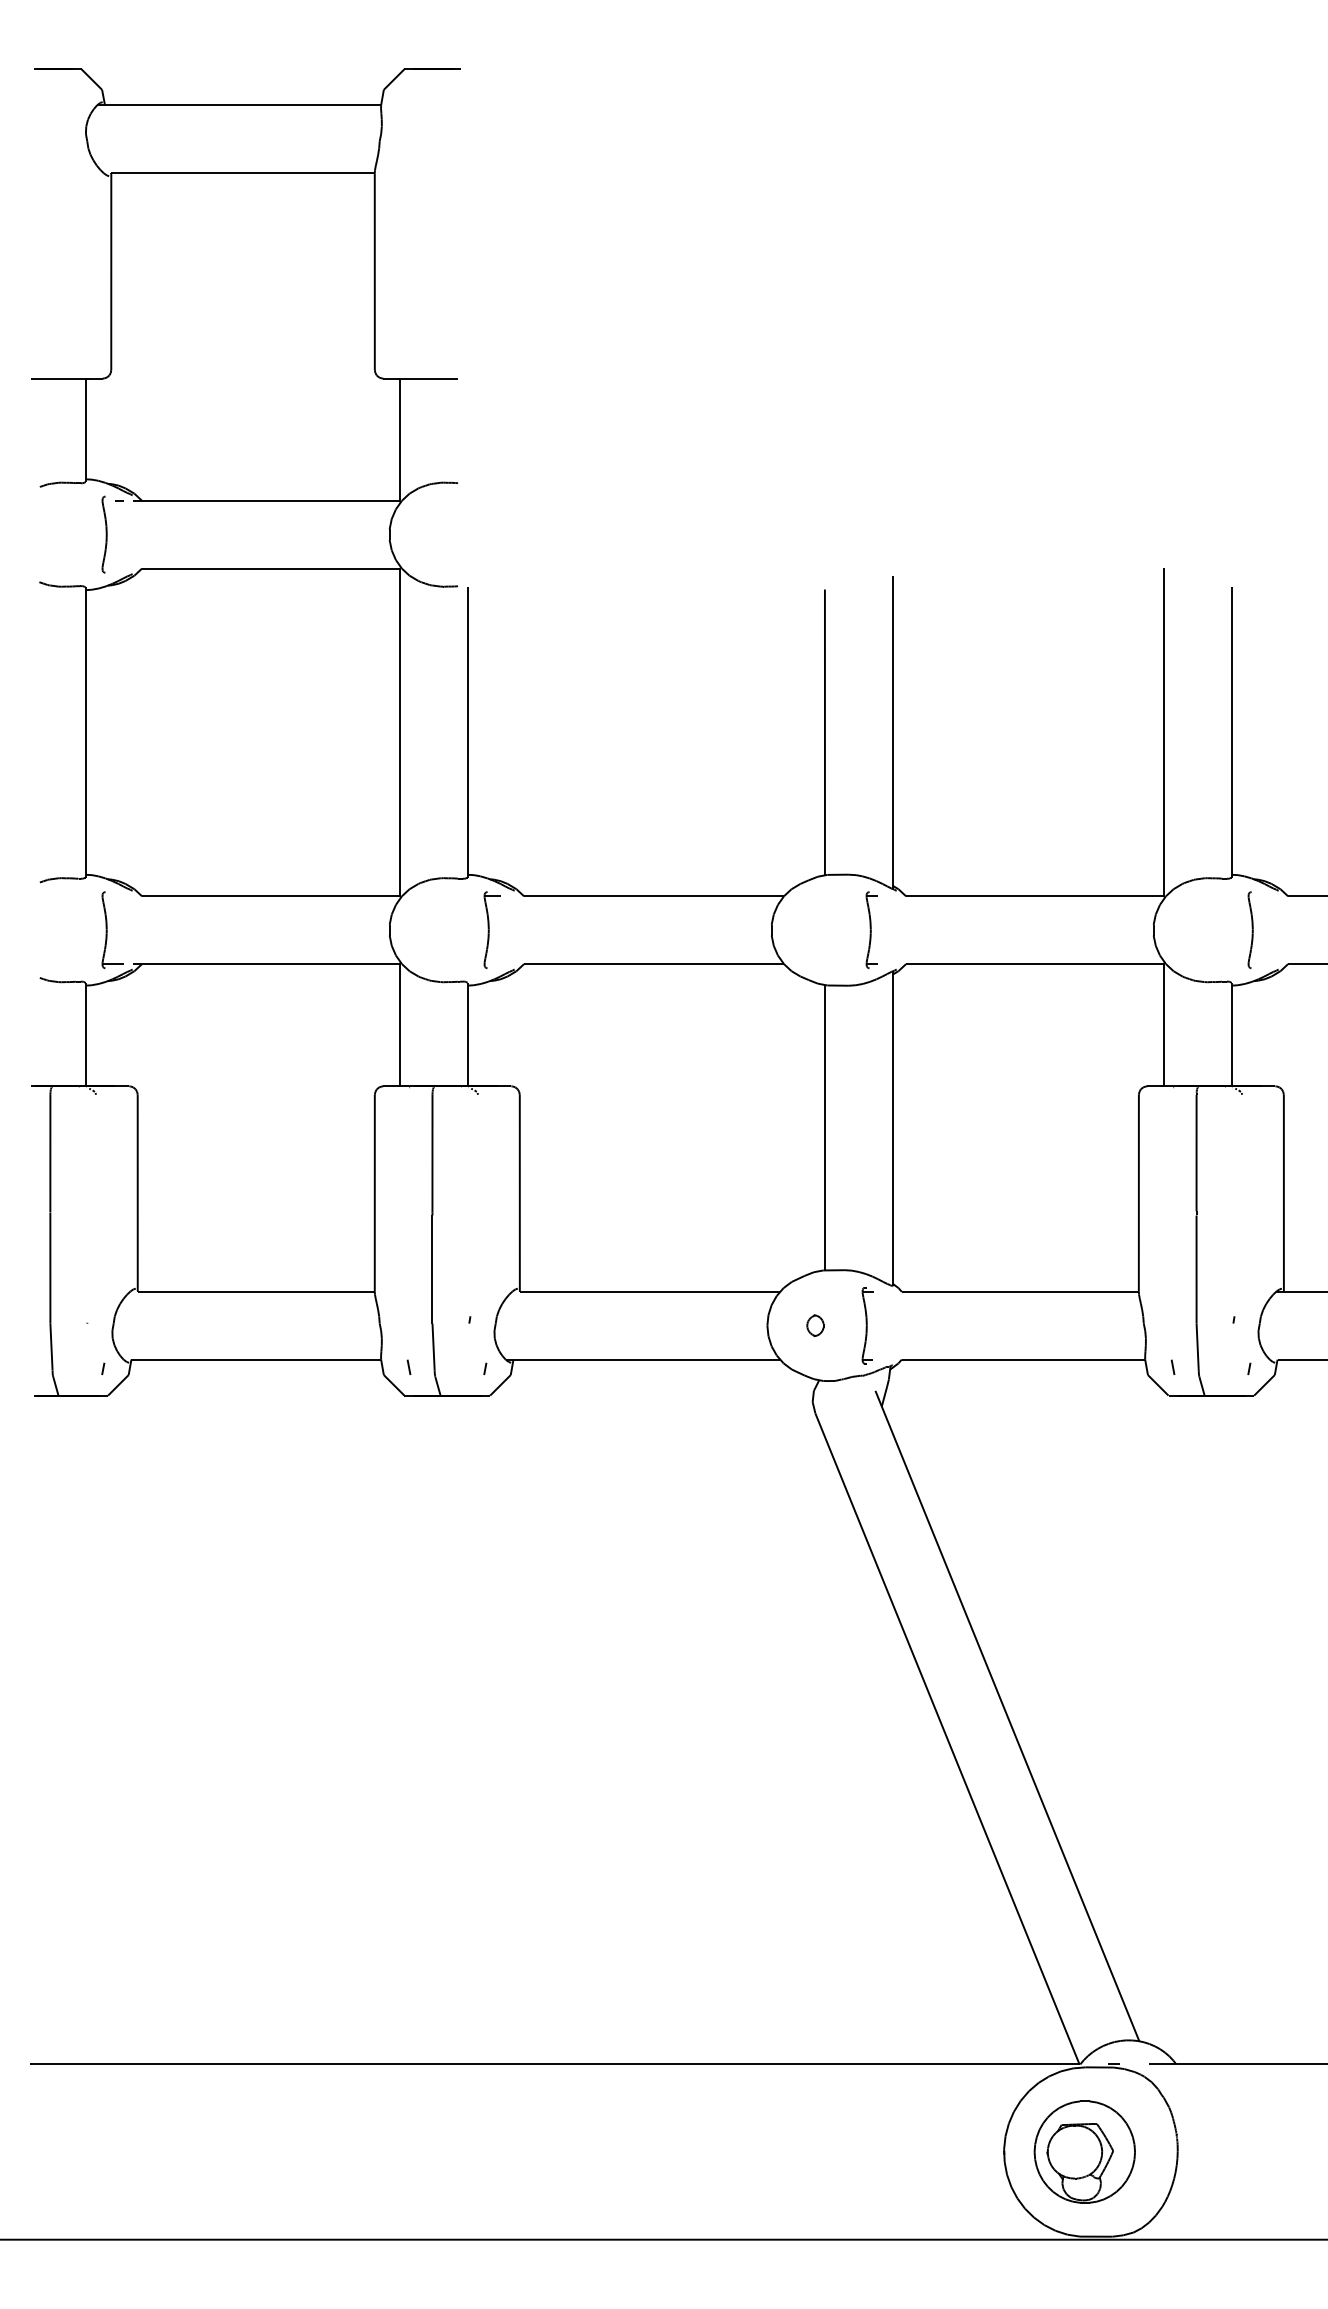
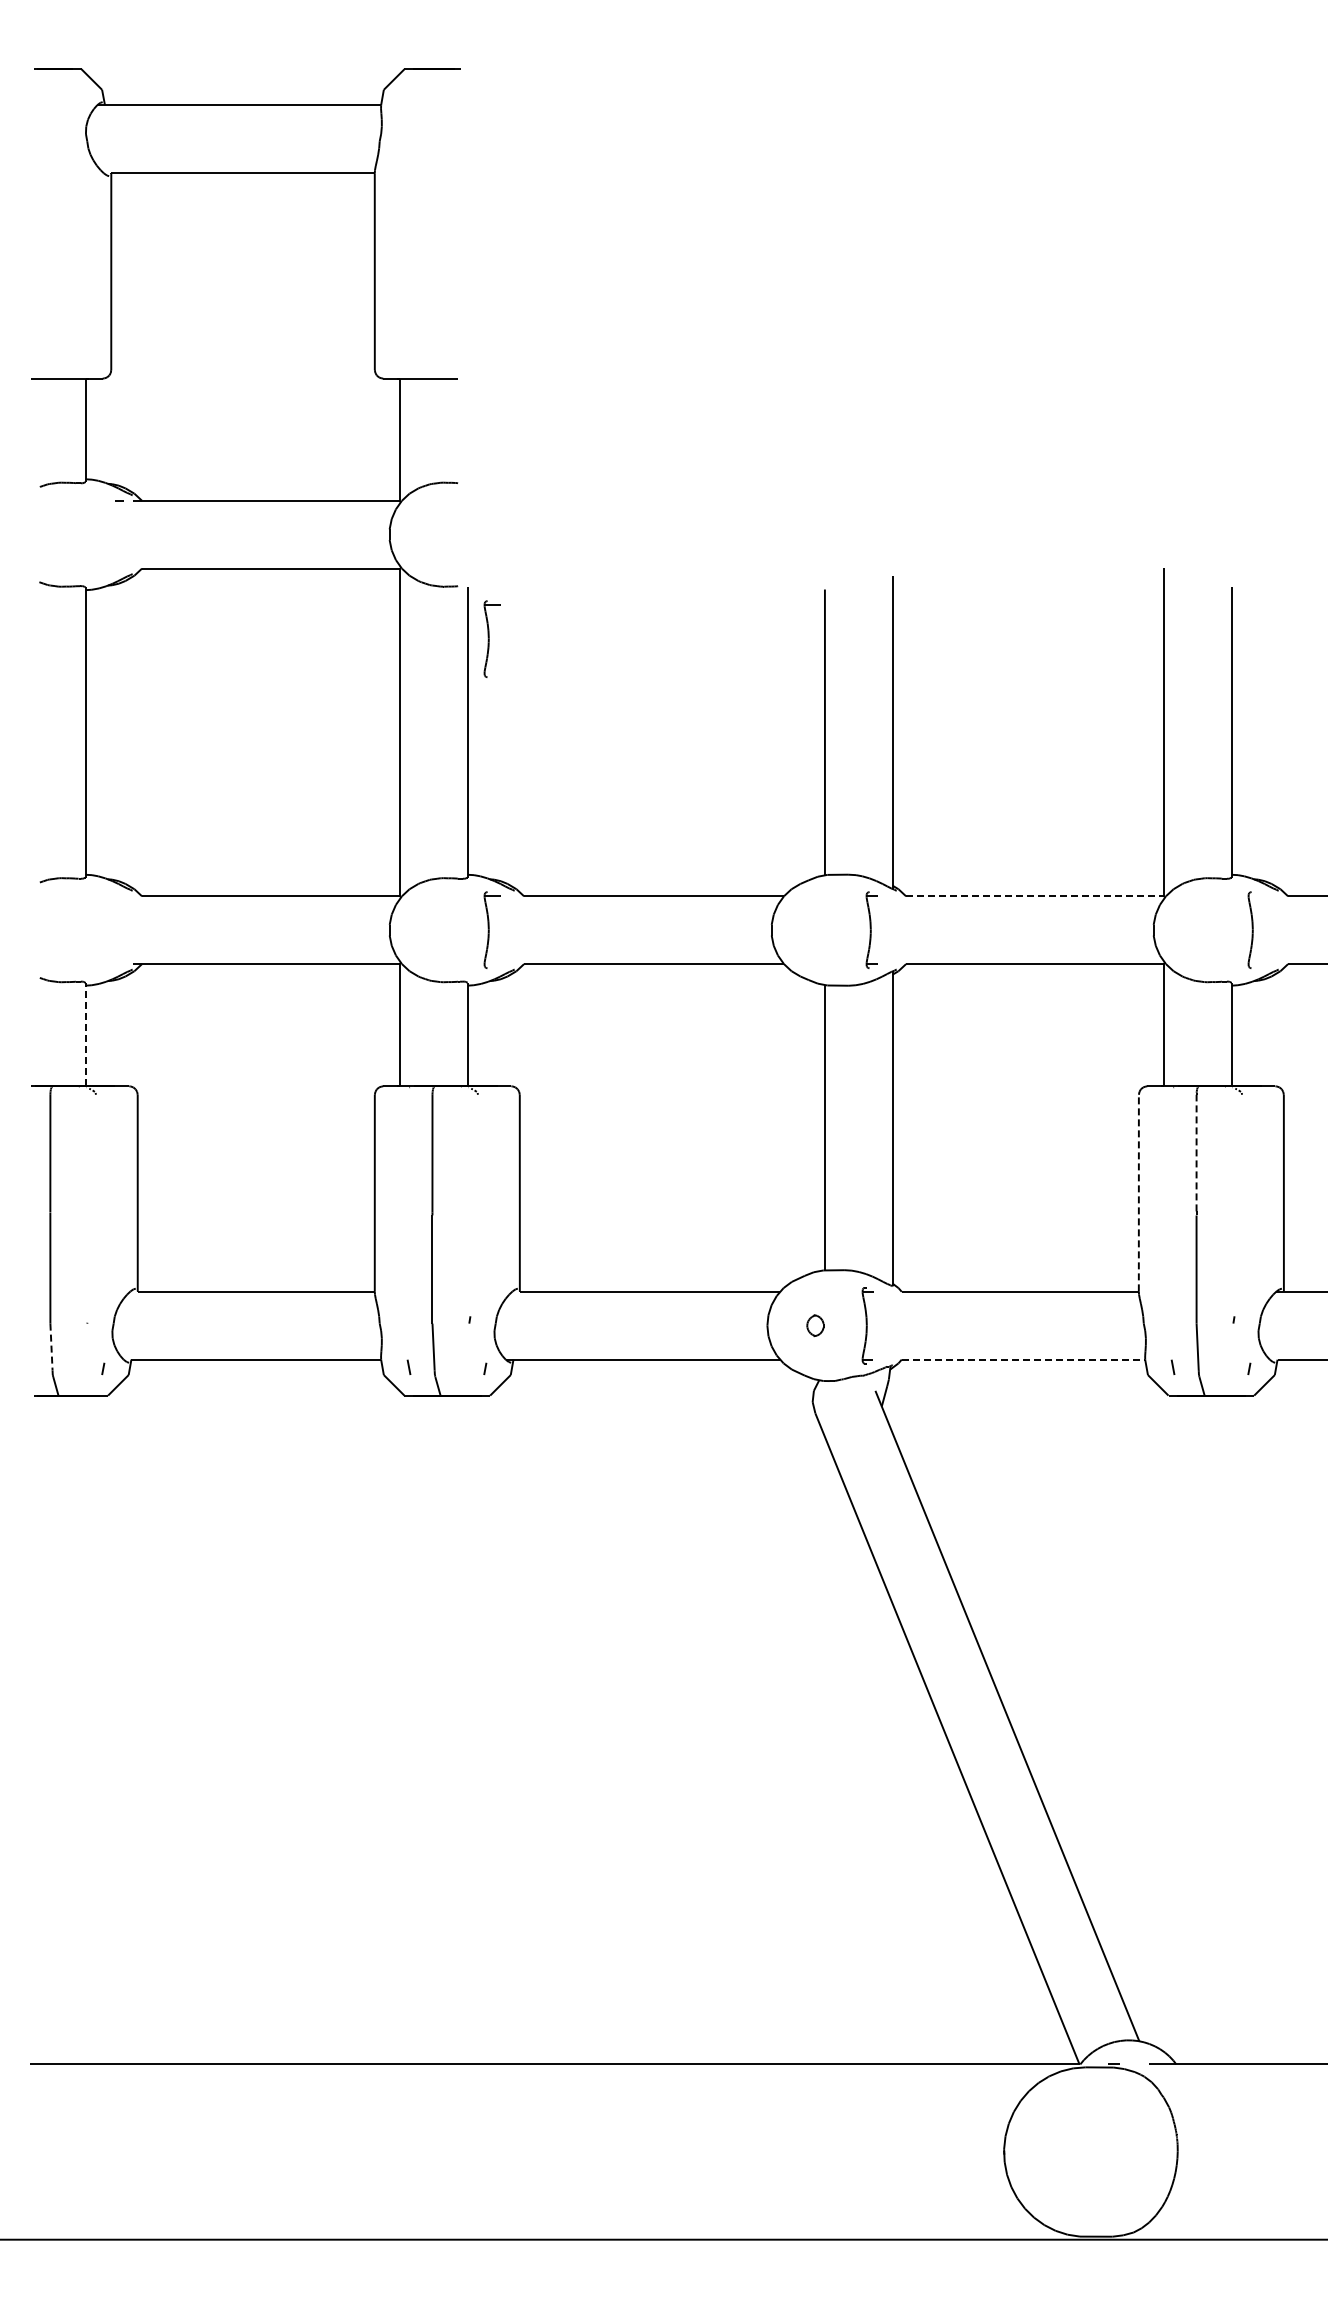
part: present -> none (104, 534)
part: none -> present (491, 638)
line: solid -> dashed (1035, 896)
part: present -> none (112, 929)
line: solid -> dashed (85, 1034)
line: solid -> dashed (1196, 1152)
line: solid -> dashed (1138, 1192)
line: solid -> dashed (51, 1347)
line: solid -> dashed (1023, 1359)
part: present -> none (1084, 2151)
